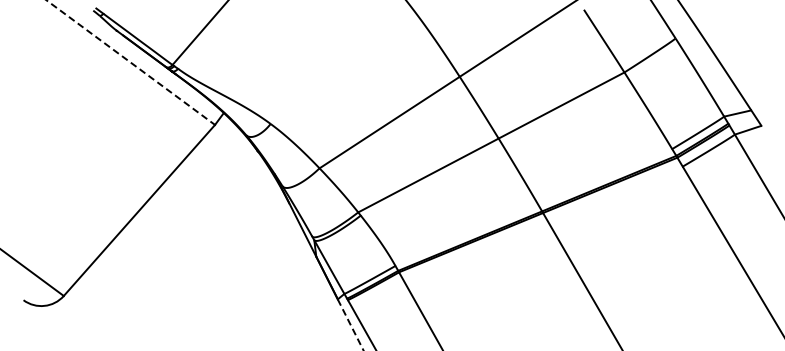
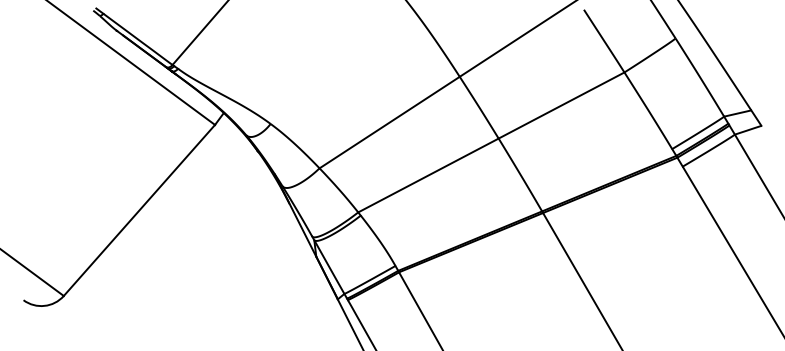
line: dashed -> solid (130, 62)
line: dashed -> solid (350, 325)
